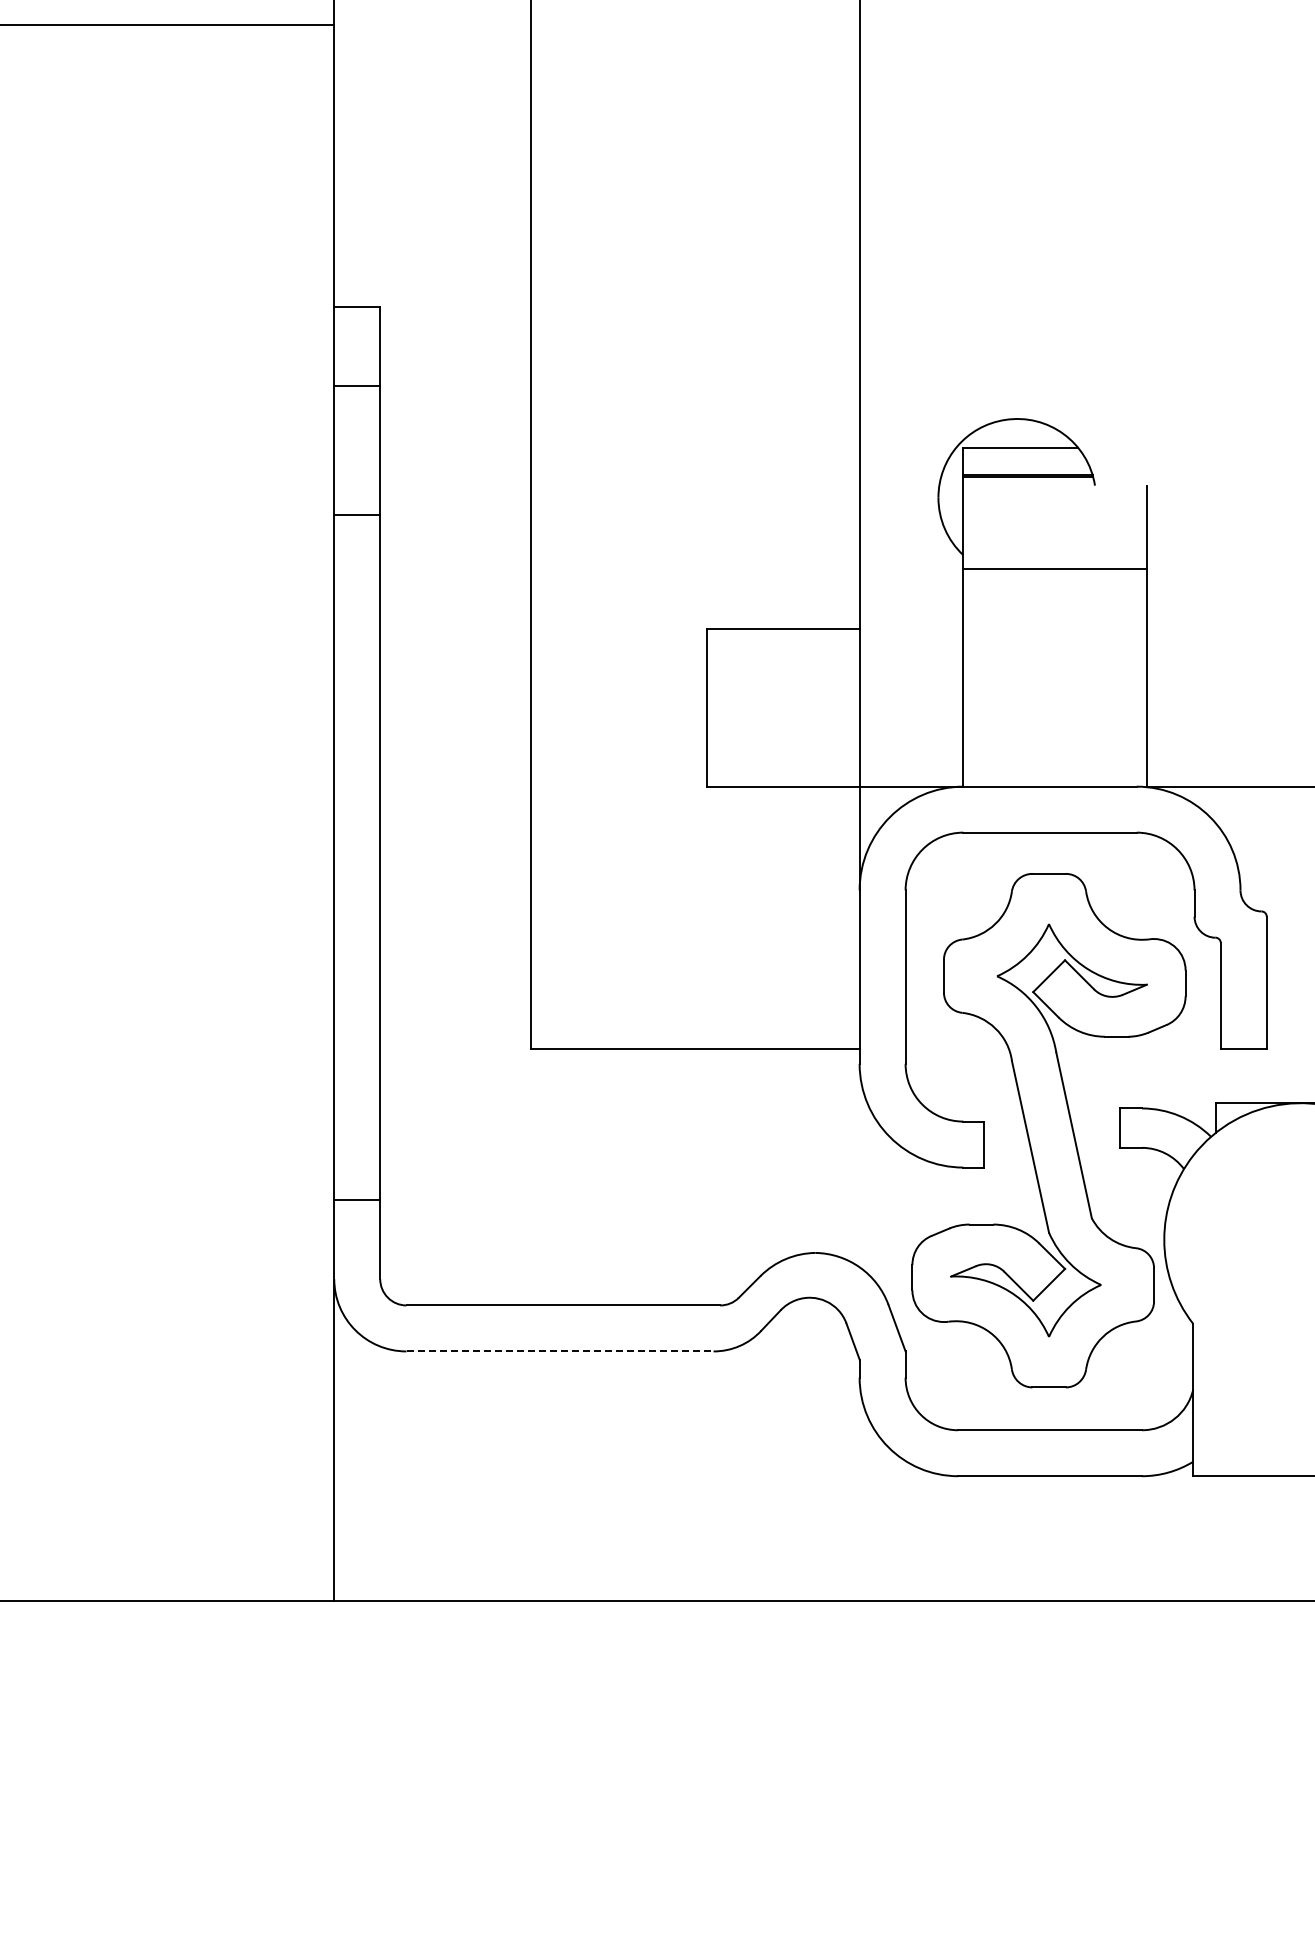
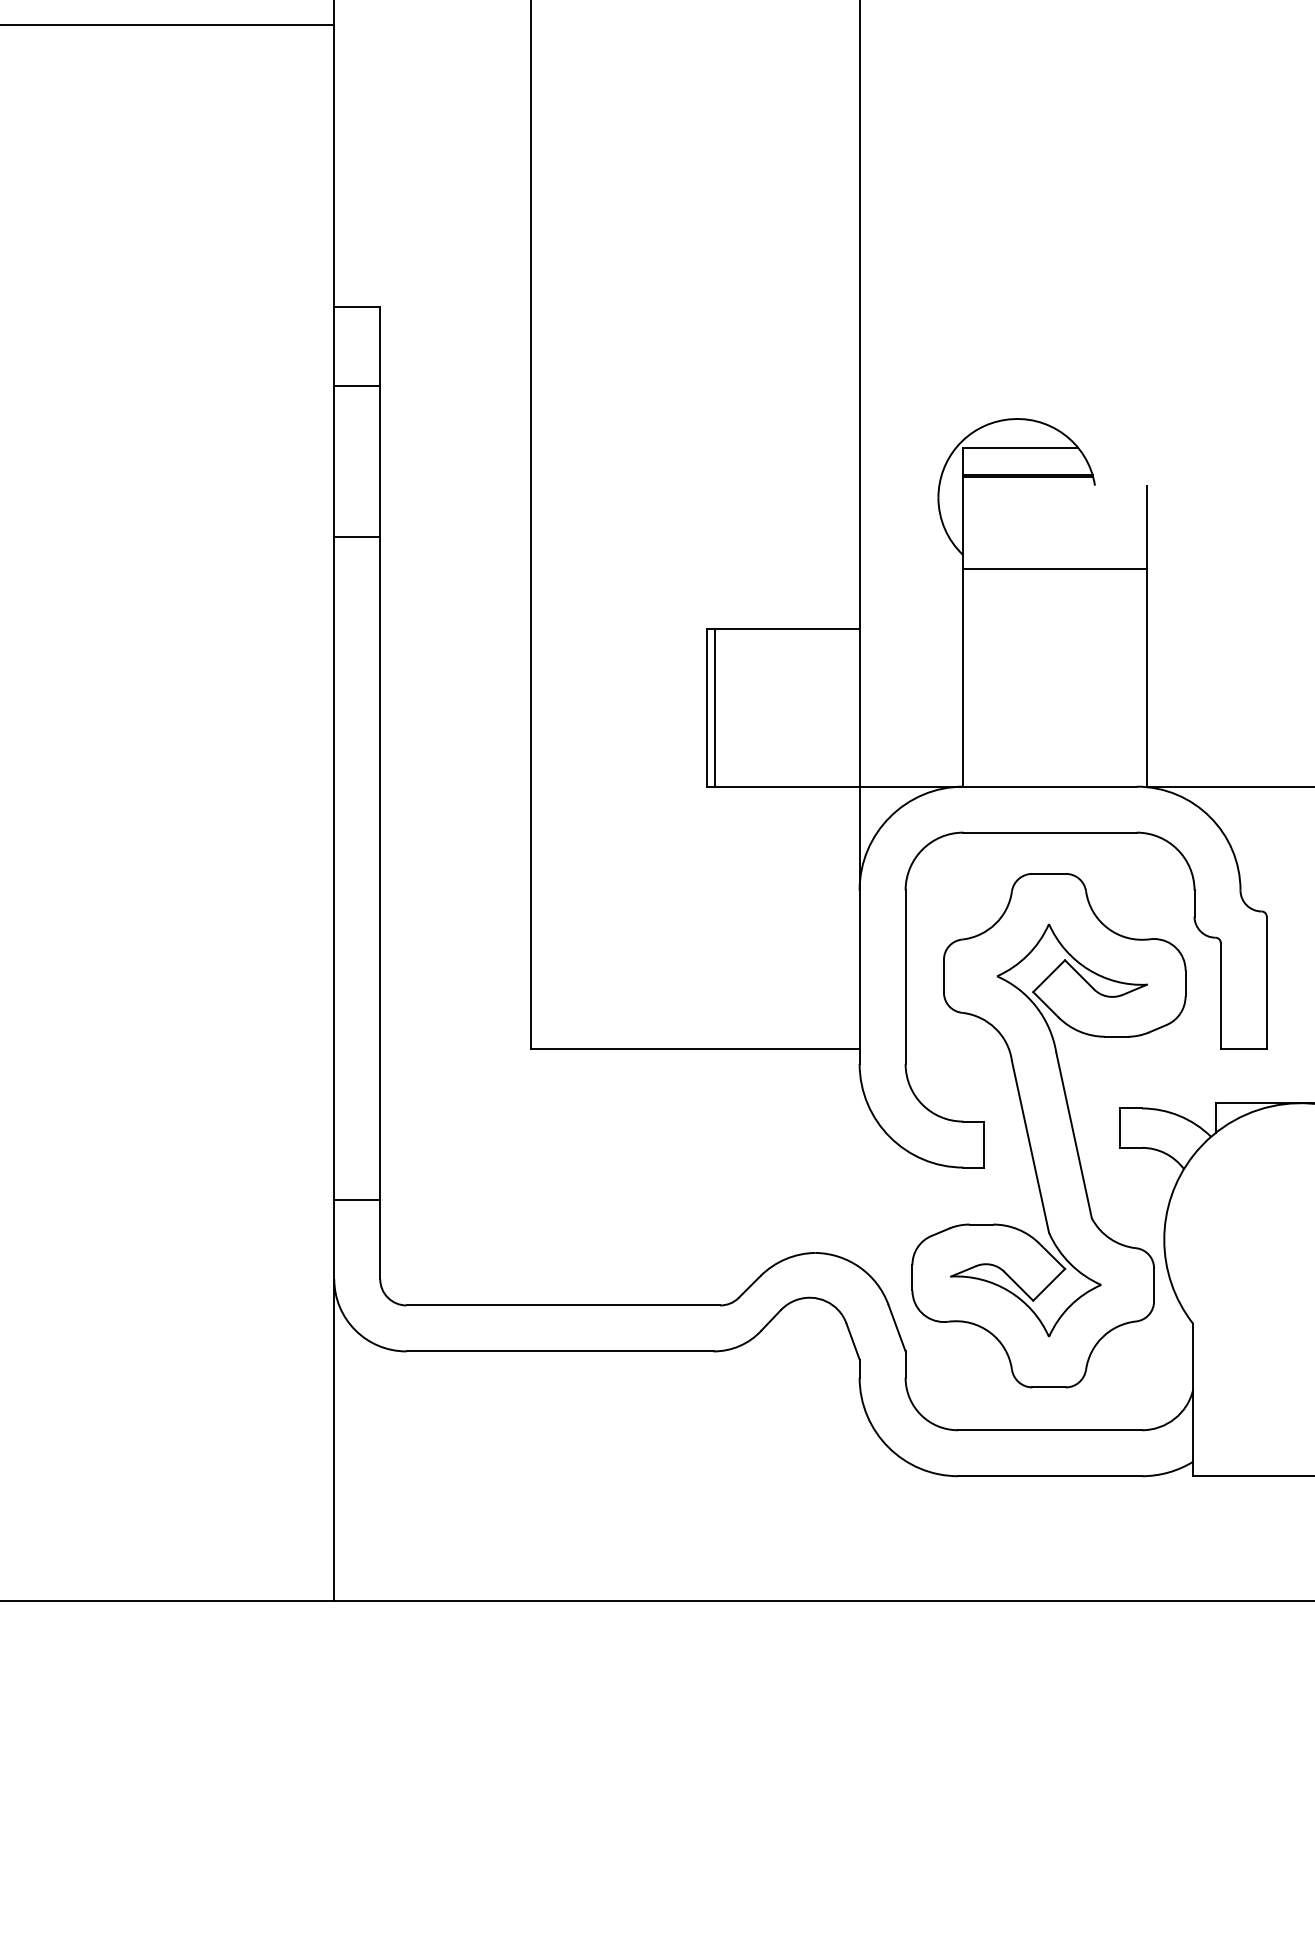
line position: (357, 515) -> (357, 537) (357, 537)
line: none -> present (715, 707)
line: dashed -> solid (560, 1351)
